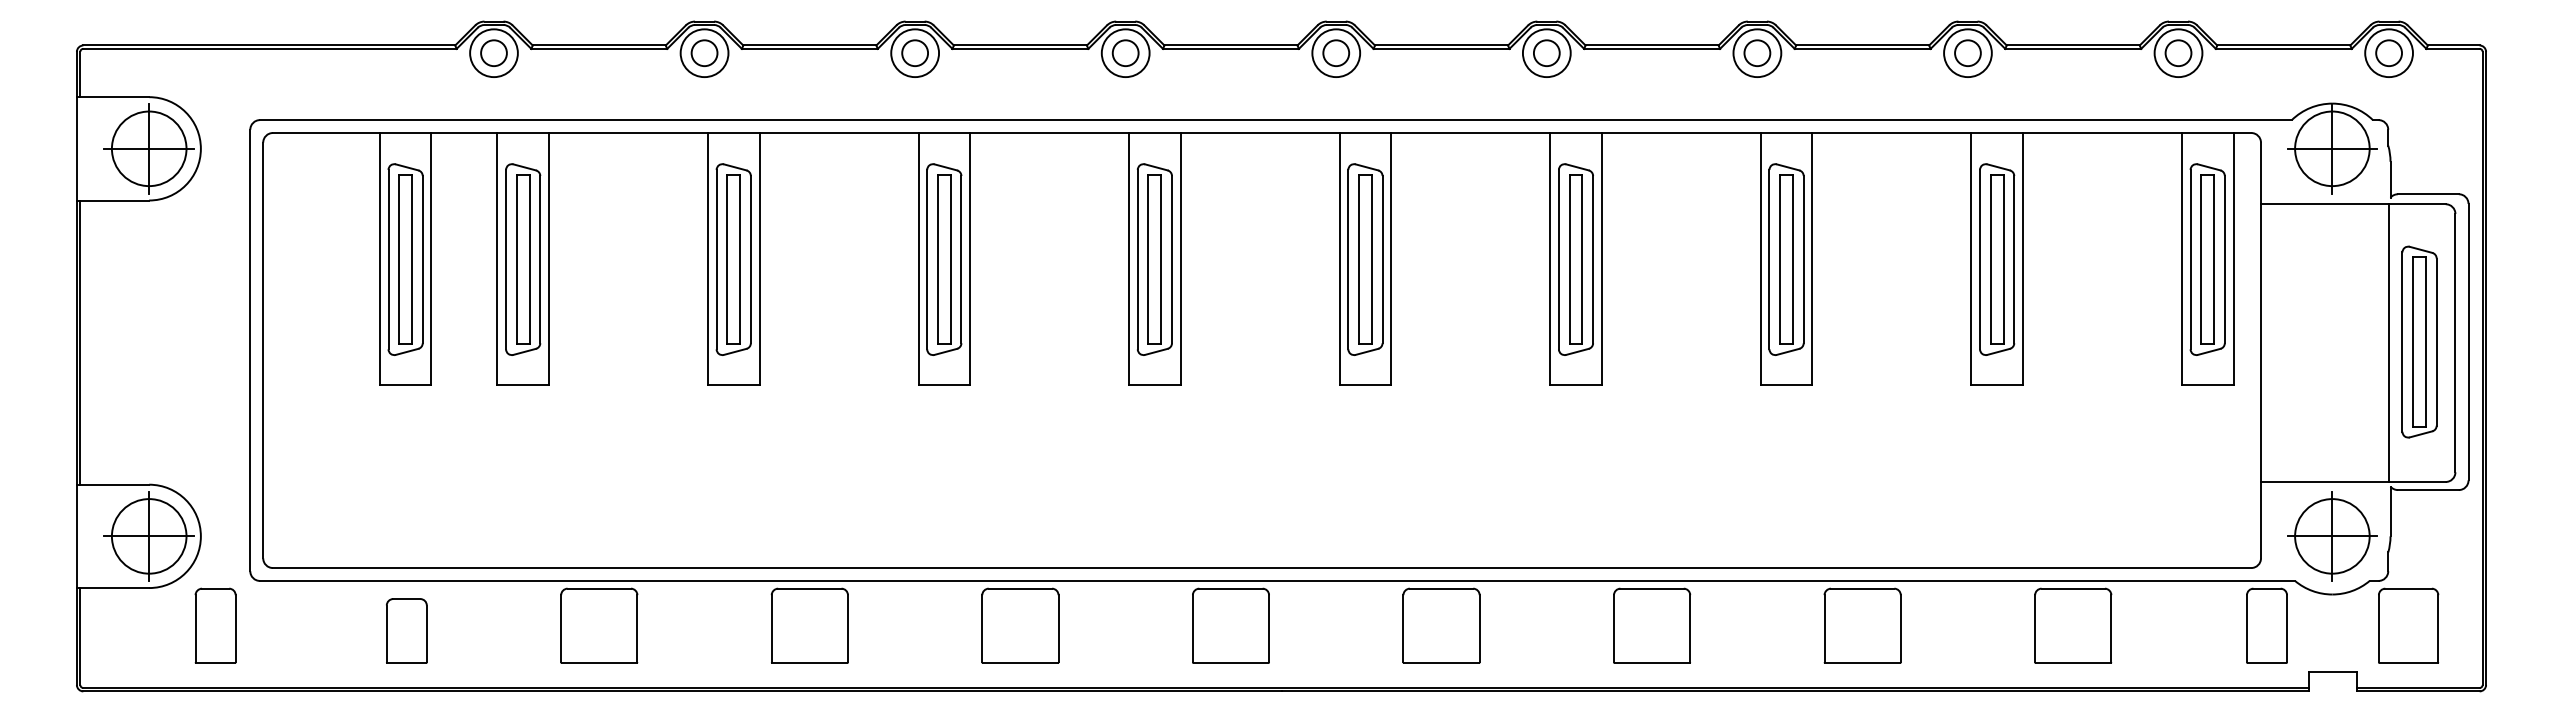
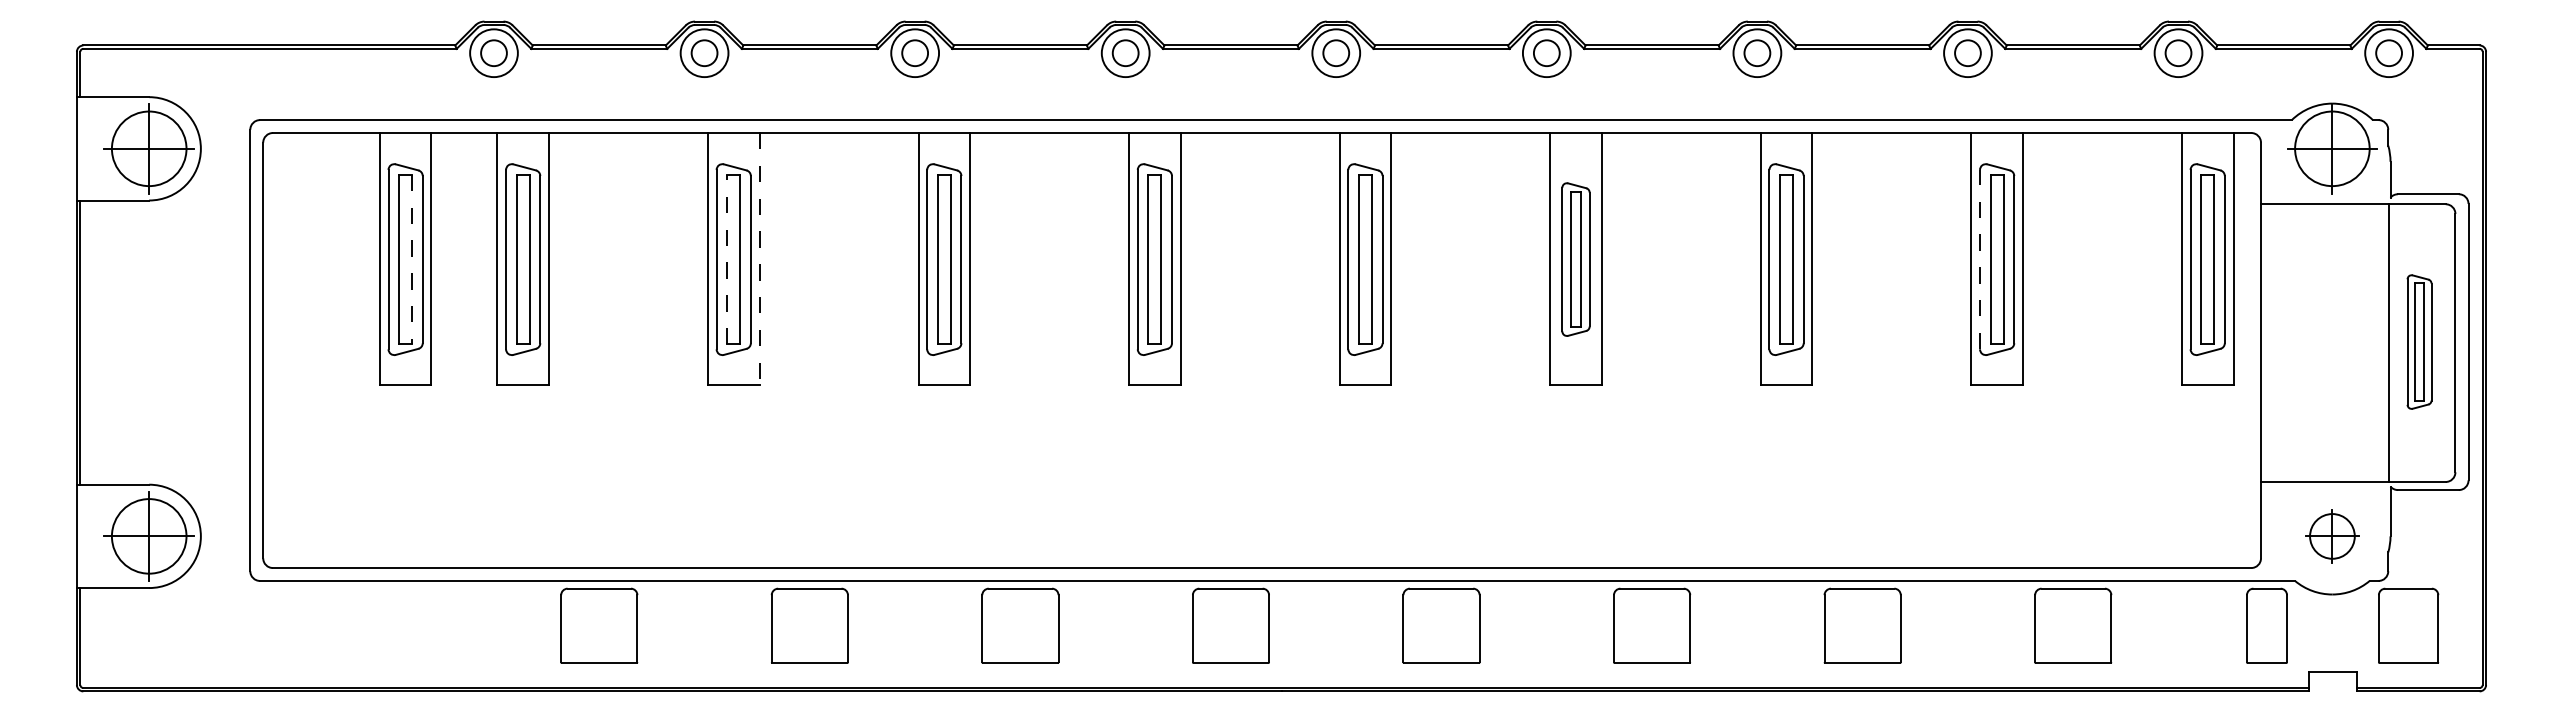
line: solid -> dashed (412, 259)
line: solid -> dashed (727, 259)
line: solid -> dashed (759, 259)
part size: 36x193 px -> 30x155 px (1575, 259)
line: solid -> dashed (1980, 259)
part size: 37x194 px -> 27x136 px (2419, 341)
part size: 91x91 px -> 55x55 px (2332, 536)
part: present -> none (215, 625)
part: present -> none (406, 630)
